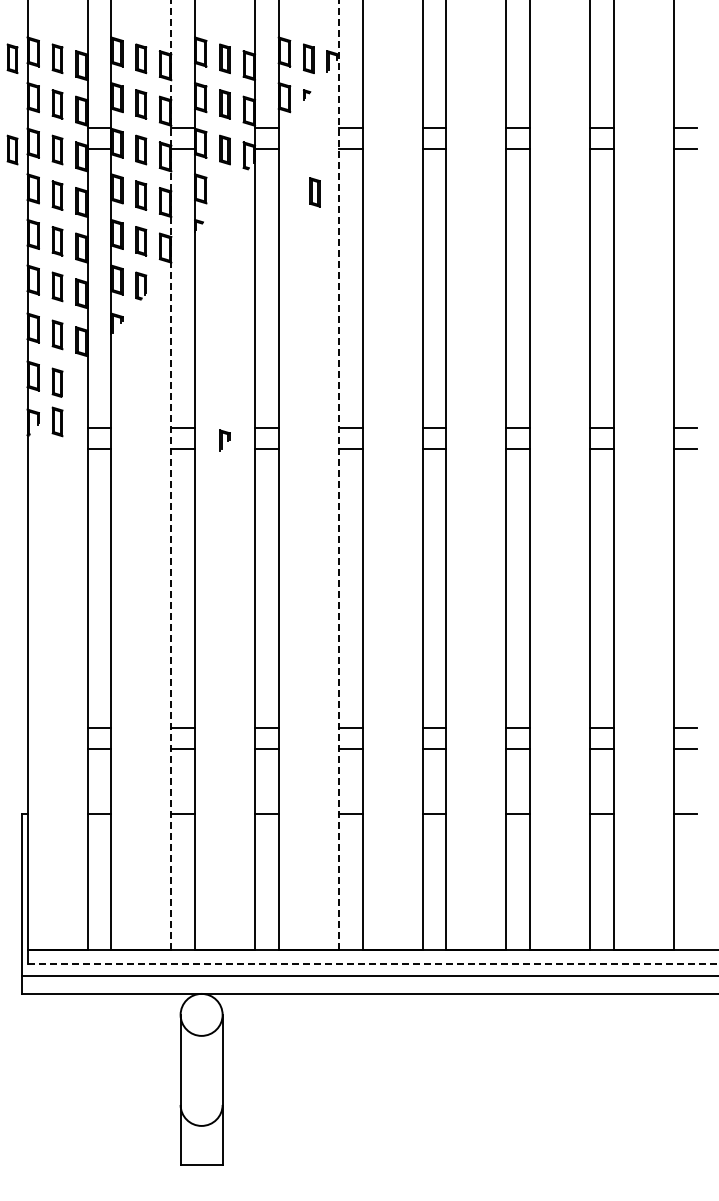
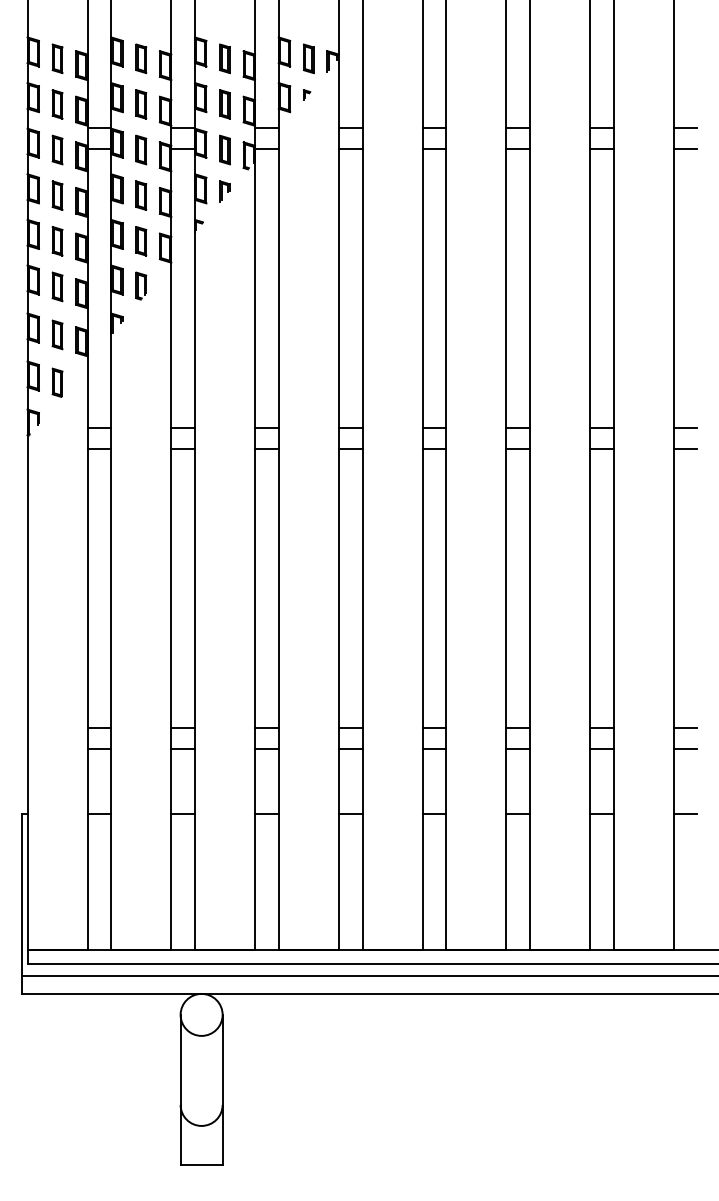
part: present -> none (12, 58)
part: present -> none (12, 149)
part: present -> none (314, 192)
part: present -> none (57, 421)
part position: (224, 440) -> (224, 191) (224, 191)
line: dashed -> solid (171, 475)
line: dashed -> solid (338, 475)
line: dashed -> solid (373, 963)
